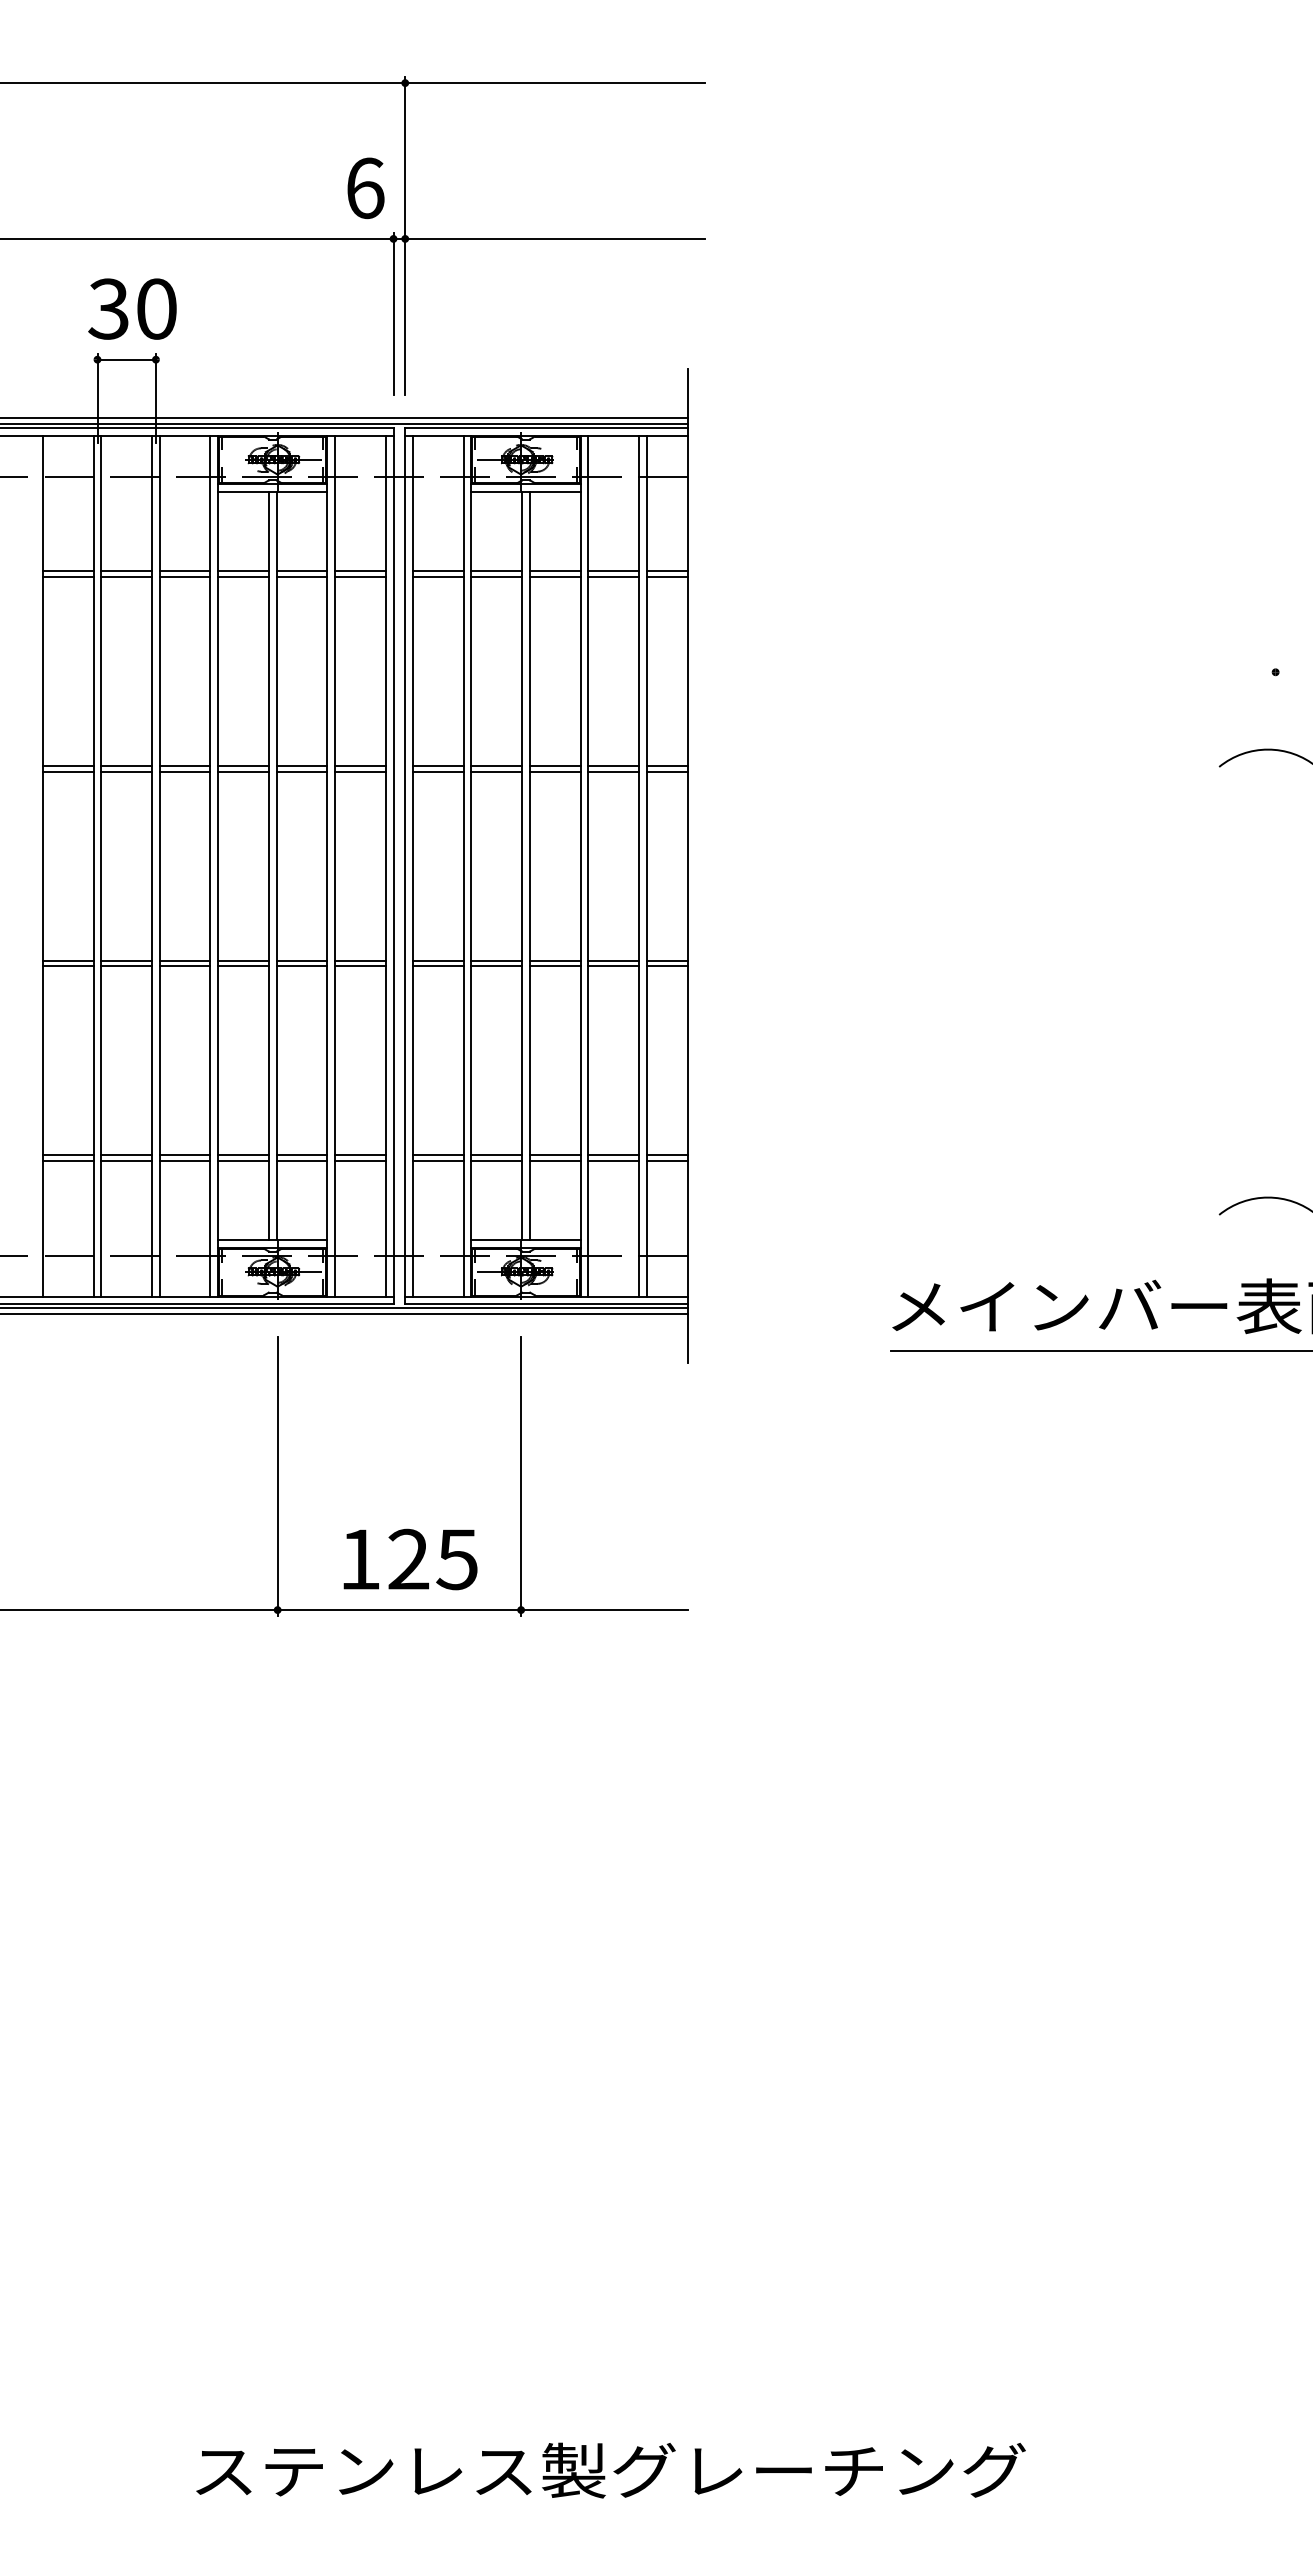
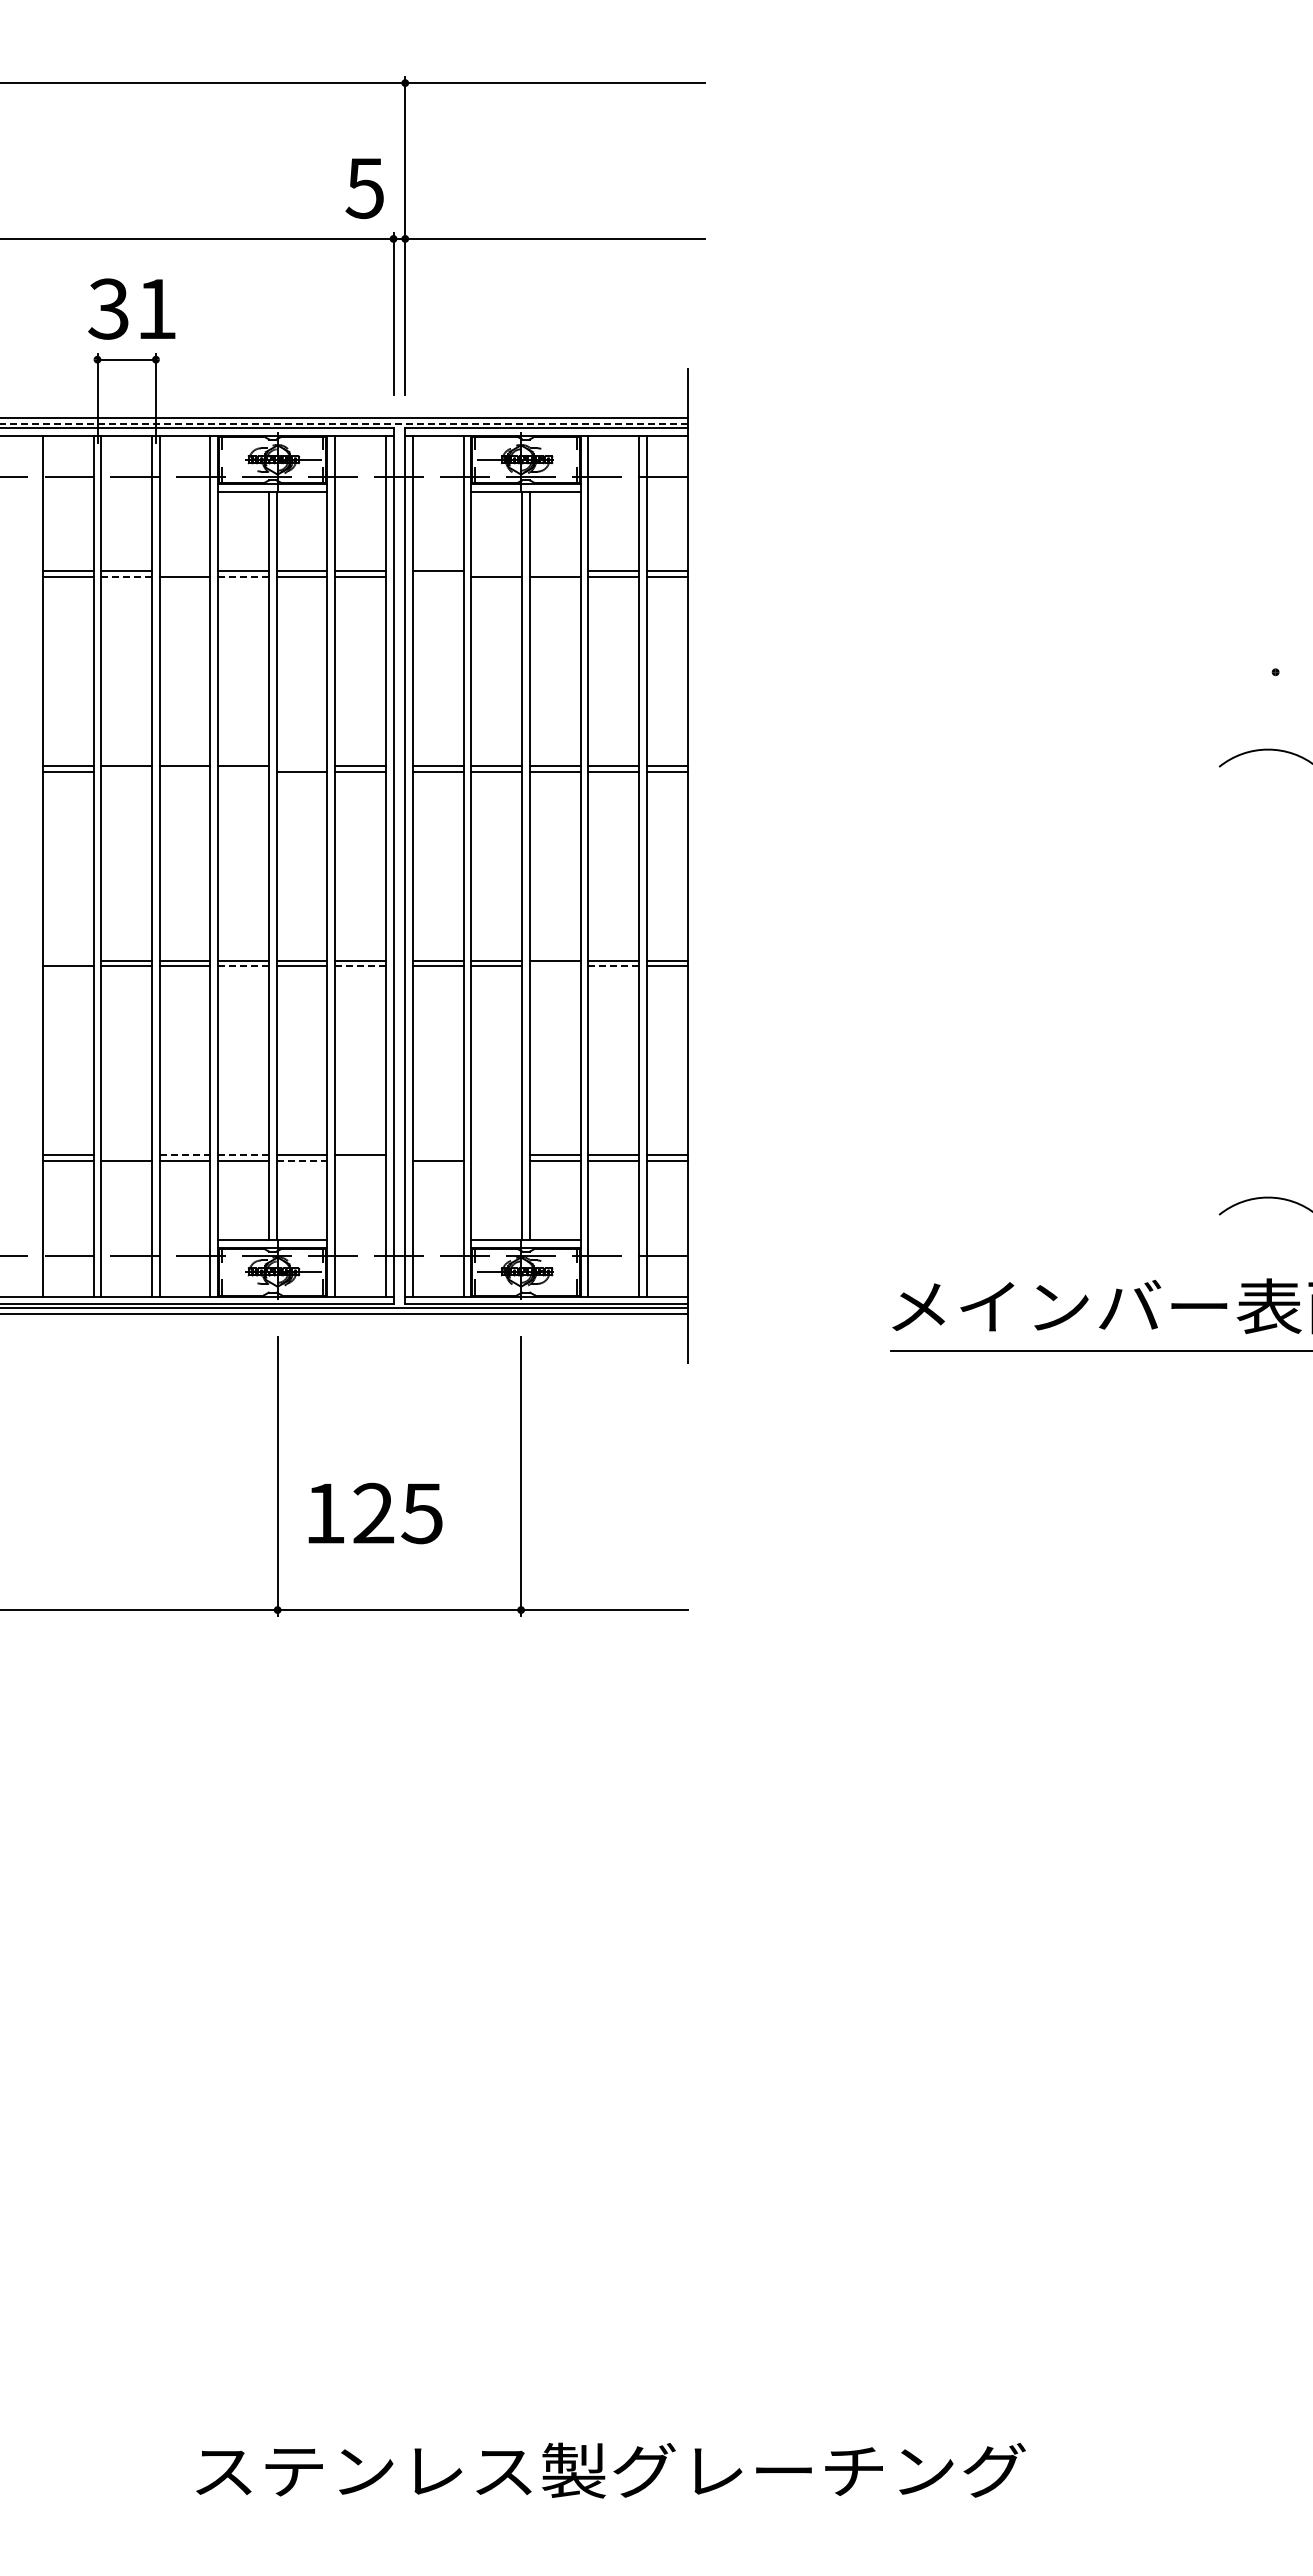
text: 6 -> 5 (364, 188)
text: 30 -> 31 (156, 308)
line: solid -> dashed (343, 423)
line: present -> none (184, 571)
line: present -> none (496, 571)
line: present -> none (554, 571)
line: solid -> dashed (127, 576)
line: solid -> dashed (244, 576)
line: present -> none (438, 576)
line: present -> none (301, 765)
line: present -> none (126, 771)
line: present -> none (184, 771)
line: present -> none (243, 771)
line: present -> none (67, 960)
line: solid -> dashed (244, 966)
line: solid -> dashed (360, 966)
line: present -> none (554, 966)
line: solid -> dashed (614, 966)
line: present -> none (126, 1155)
line: solid -> dashed (185, 1155)
line: solid -> dashed (244, 1155)
line: present -> none (438, 1155)
line: present -> none (496, 1155)
line: solid -> dashed (302, 1161)
line: present -> none (360, 1161)
line: present -> none (496, 1161)
text position: (410, 1559) -> (375, 1513) (375, 1513)
